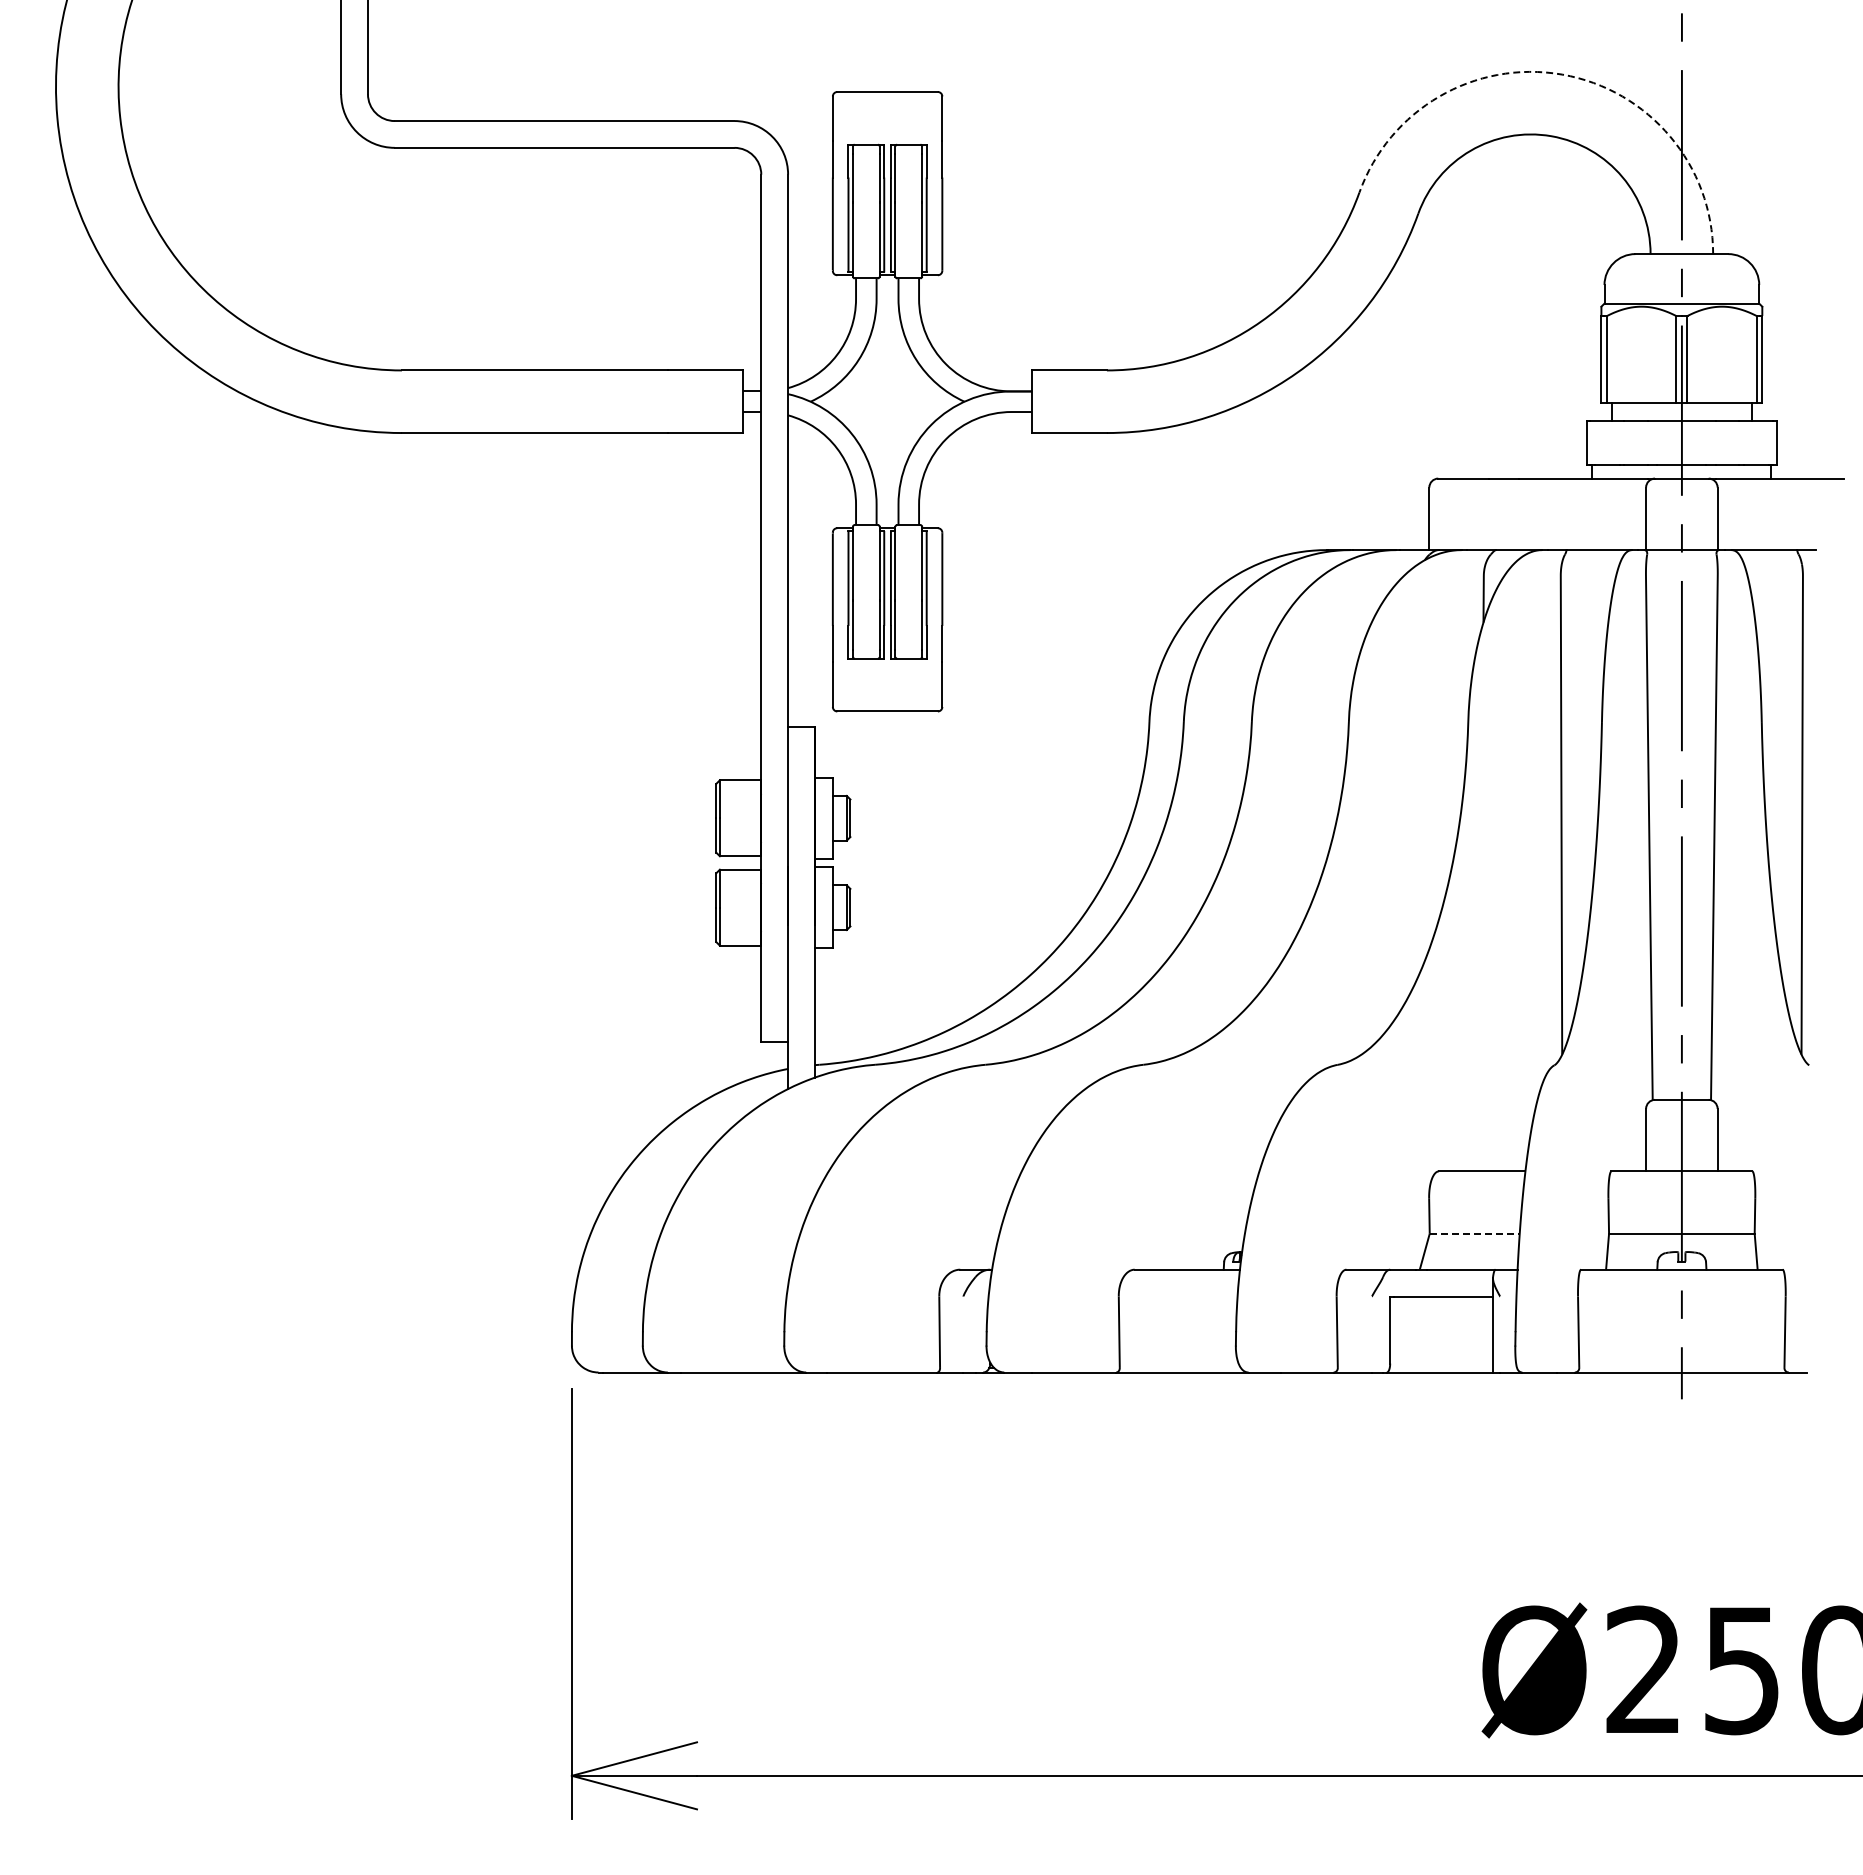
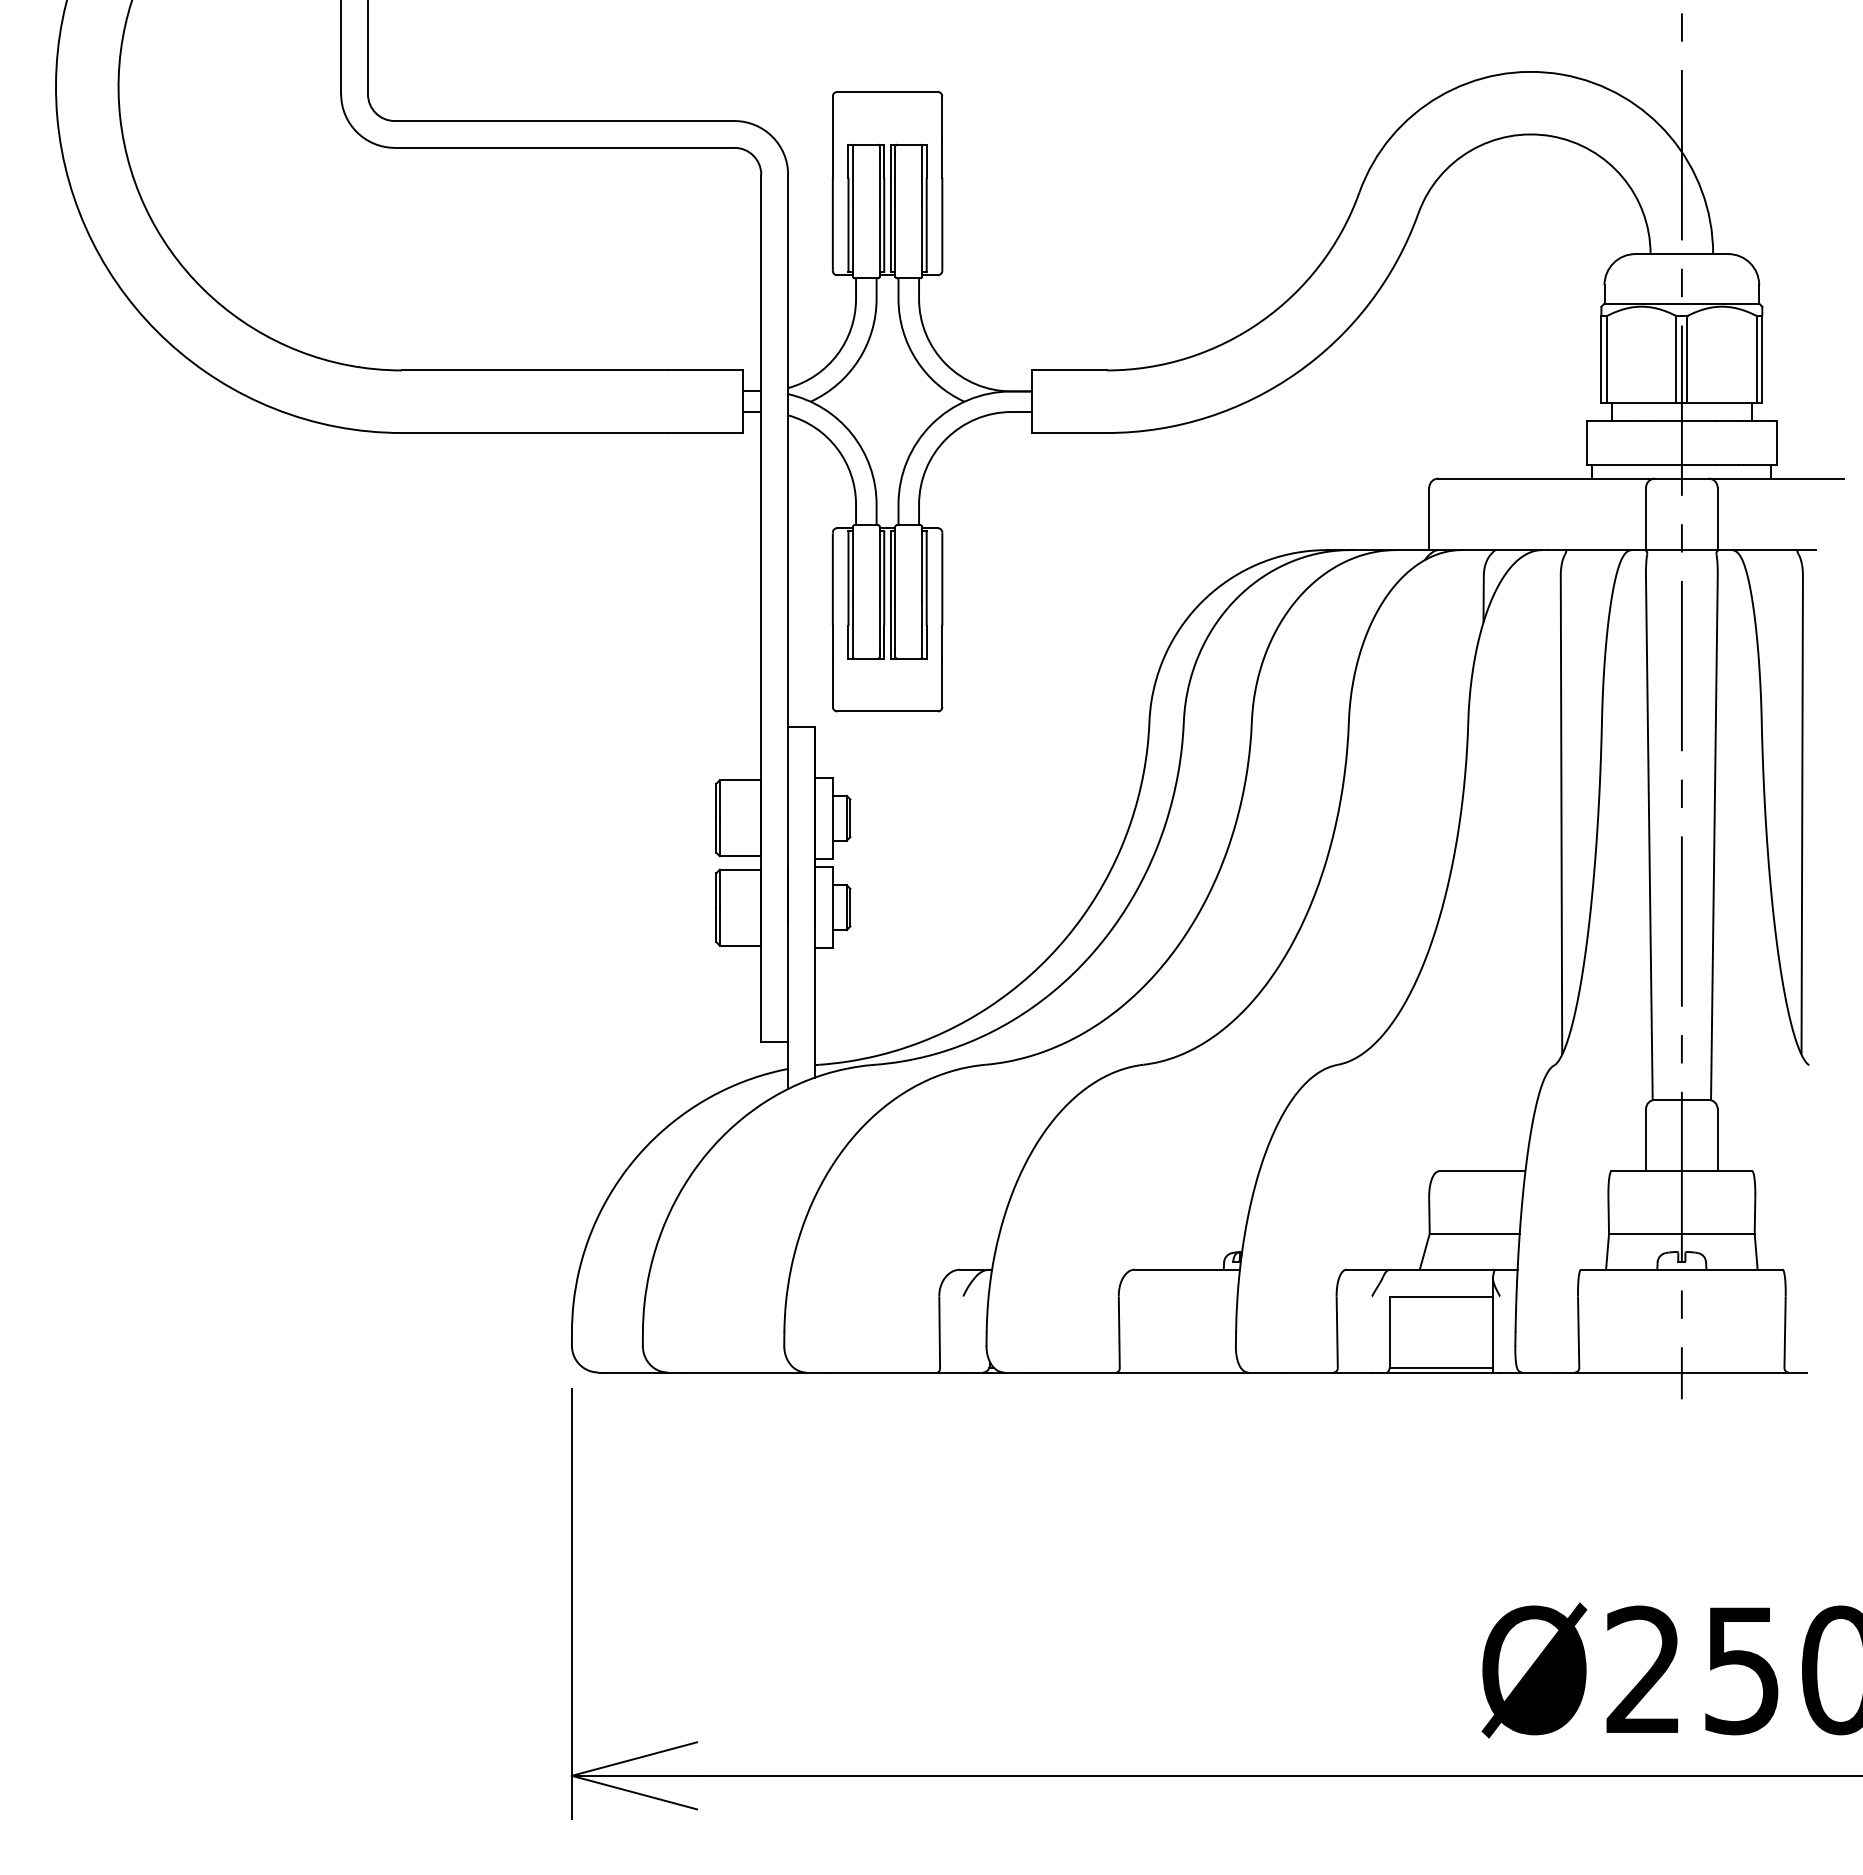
arc: dashed -> solid (1562, 74)
line: dashed -> solid (1475, 1233)
line: none -> present (1440, 1368)
